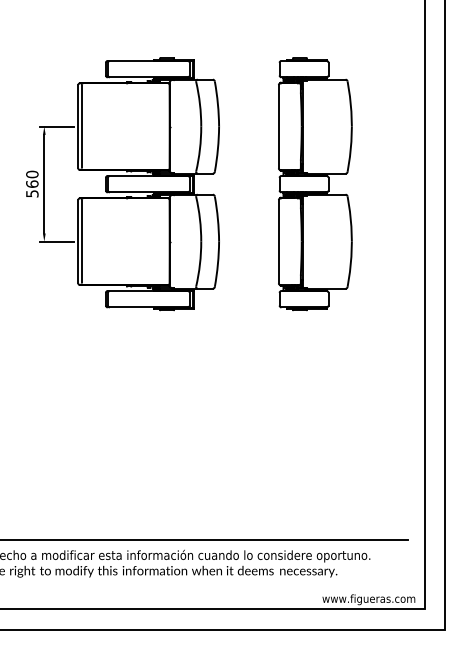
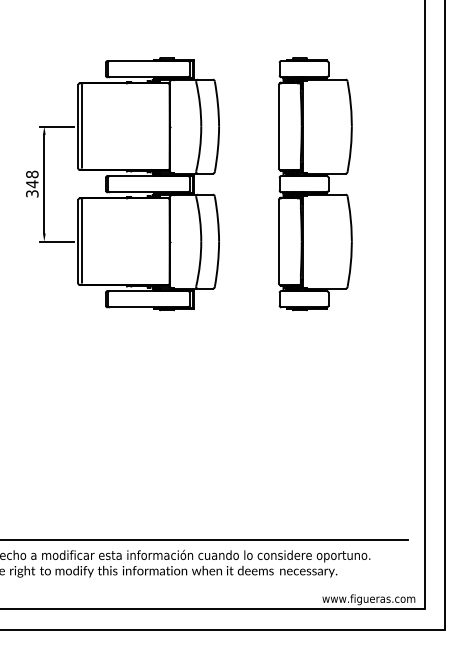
text: 560 -> 348 (32, 183)
